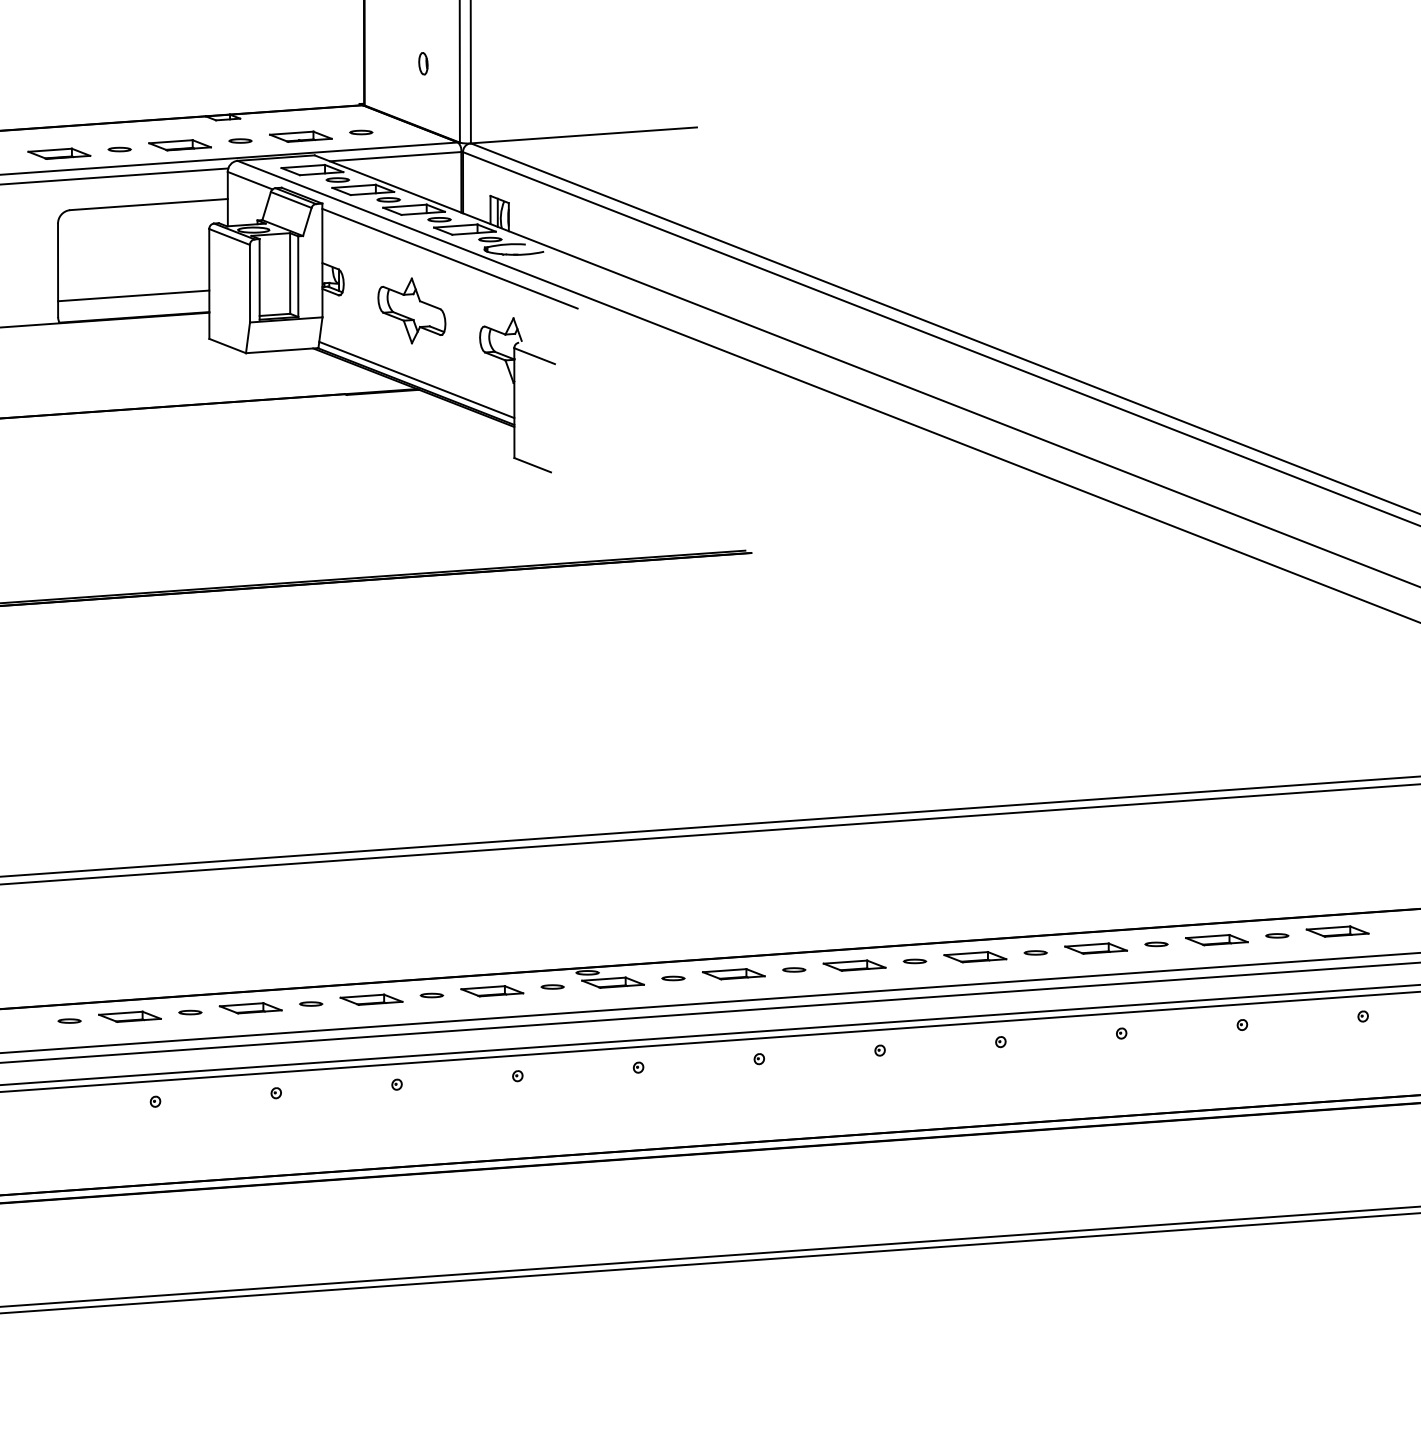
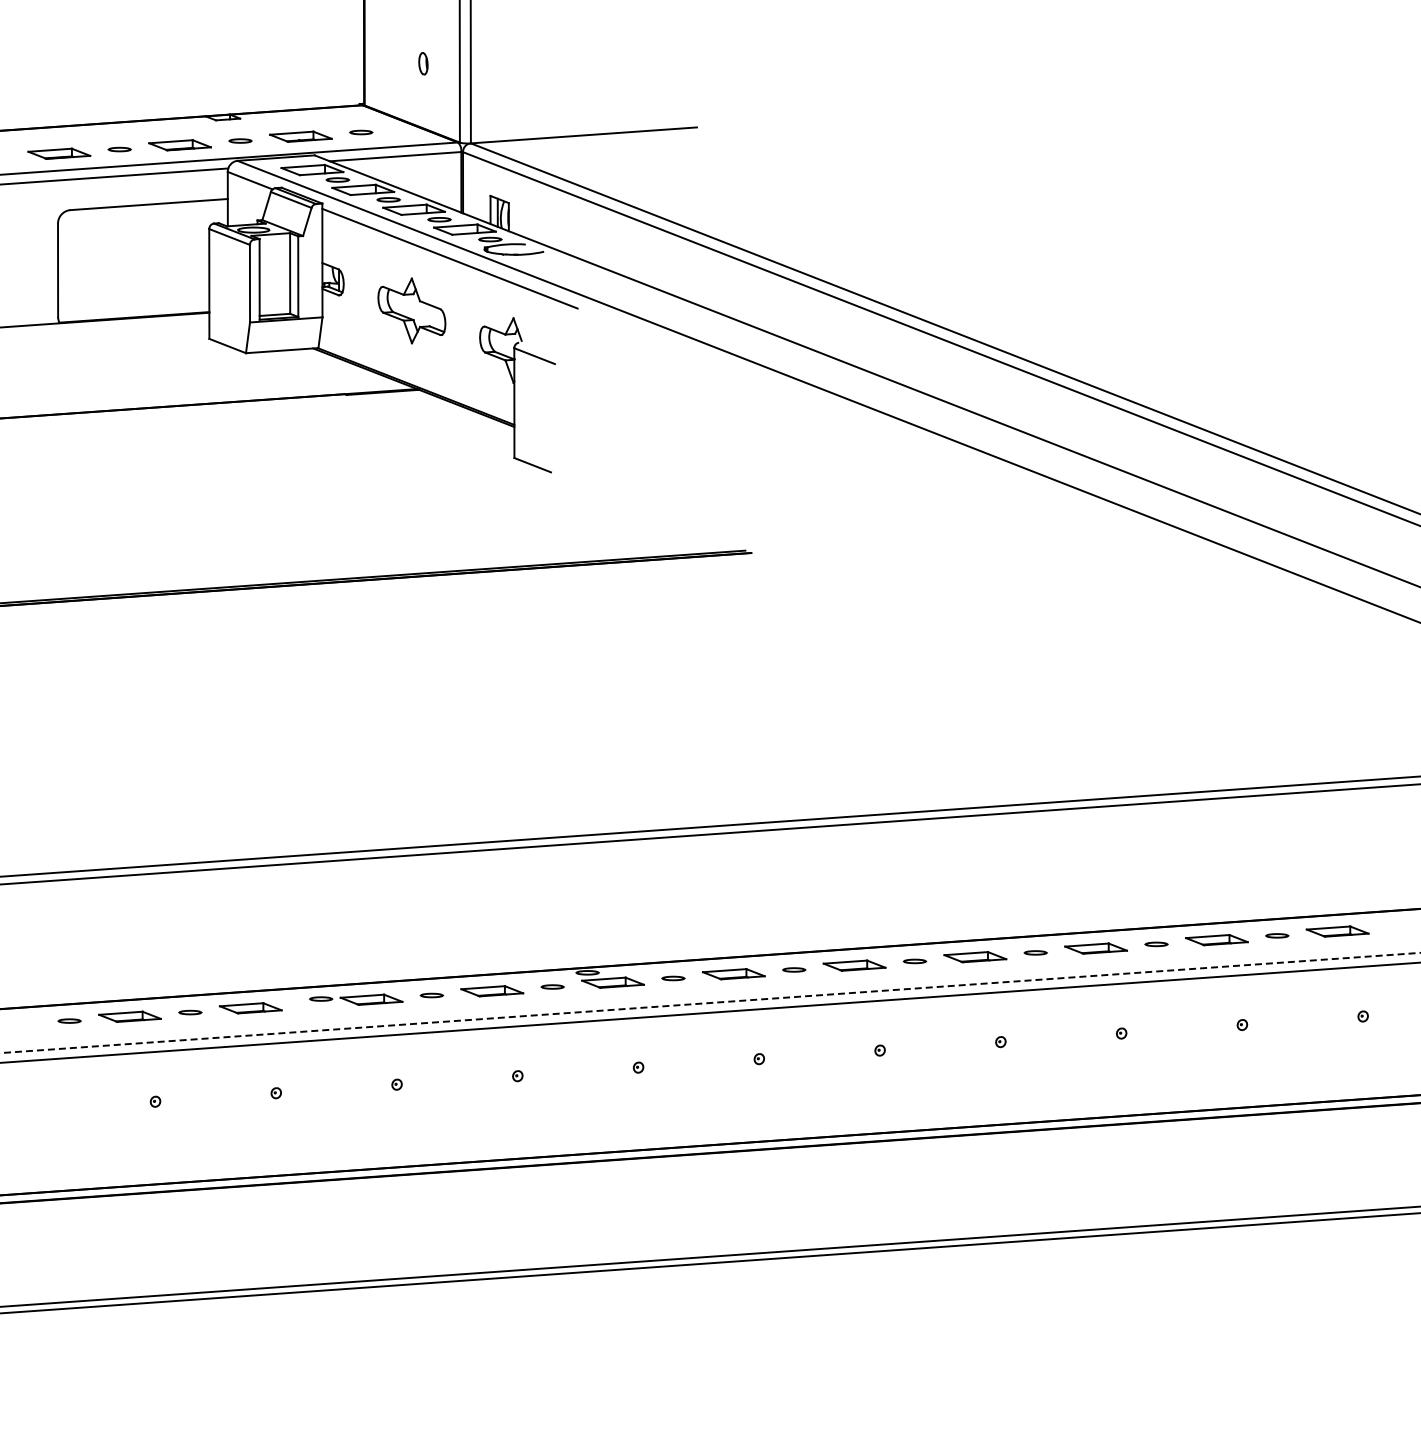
line: present -> none (133, 295)
line: present -> none (416, 379)
line: solid -> dashed (710, 1002)
part position: (311, 1003) -> (321, 998) (321, 998)
line: present -> none (709, 1034)
line: present -> none (709, 1041)
